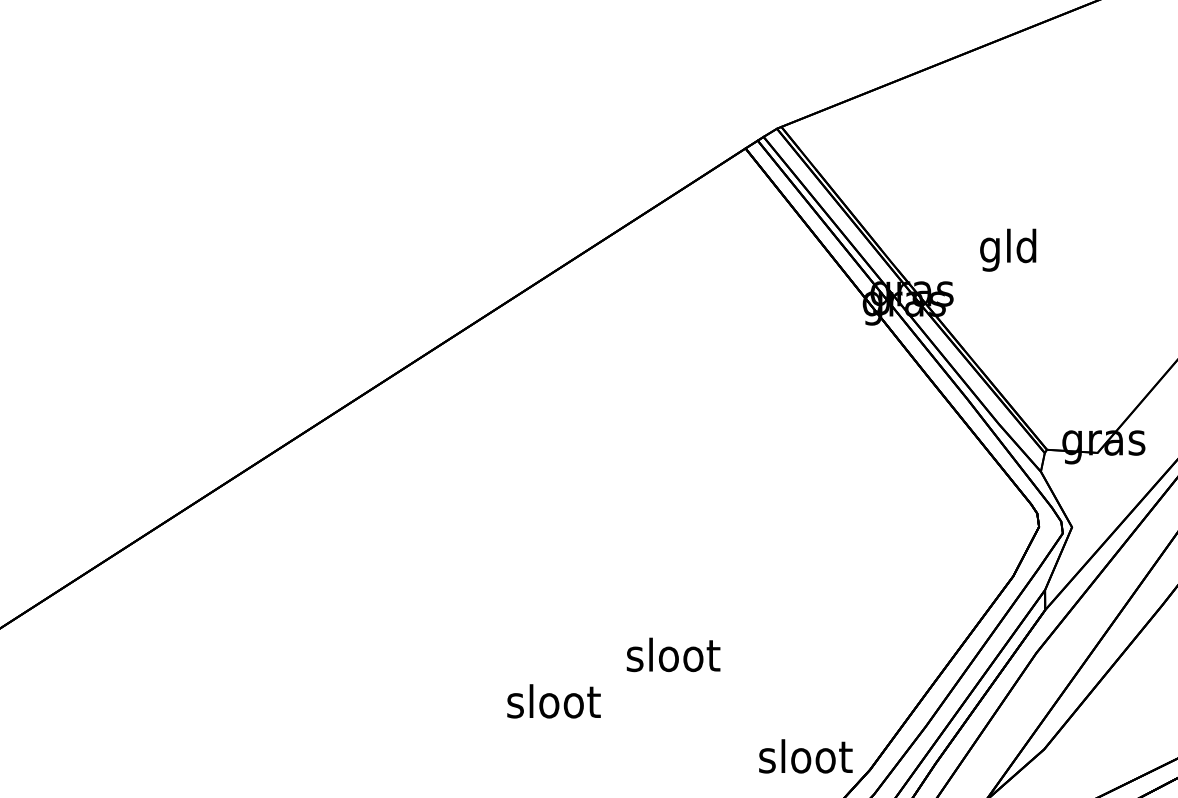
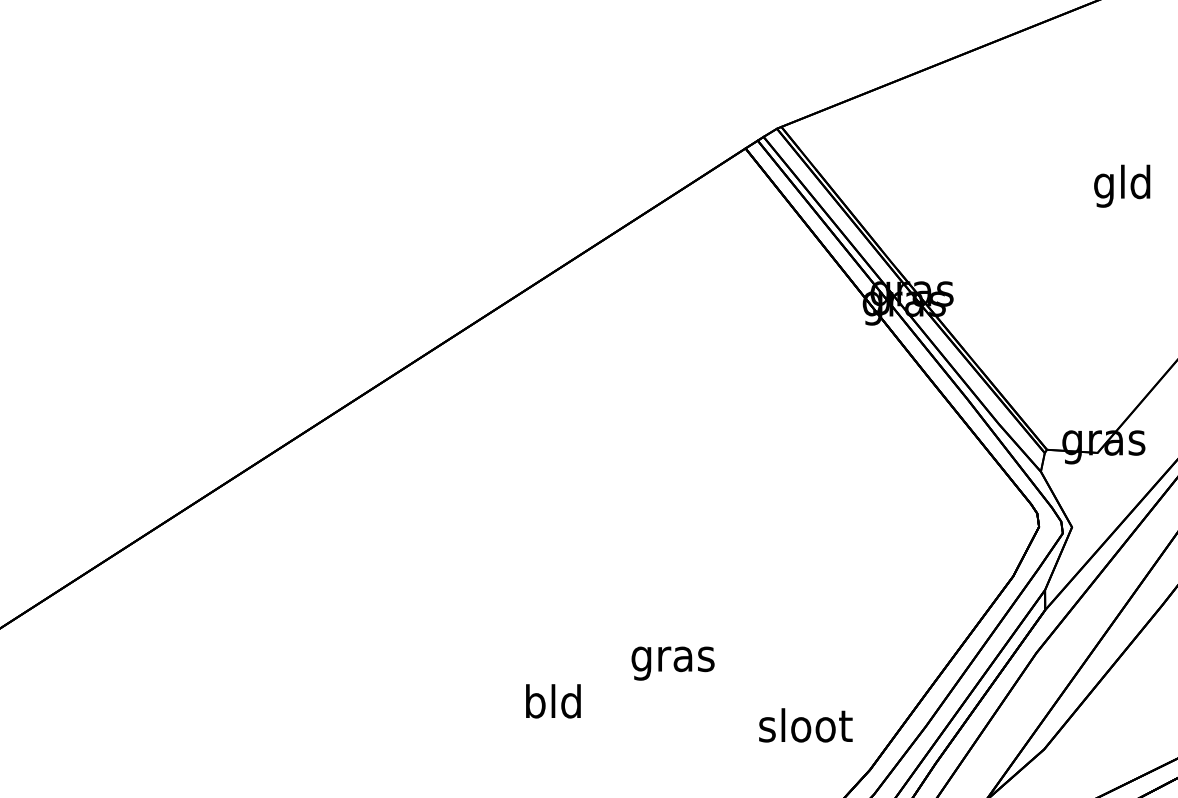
text position: (1008, 249) -> (1122, 185) (1122, 185)
text: sloot -> gras (673, 658)
text: sloot -> bld (553, 701)
text position: (805, 756) -> (805, 725) (805, 725)
